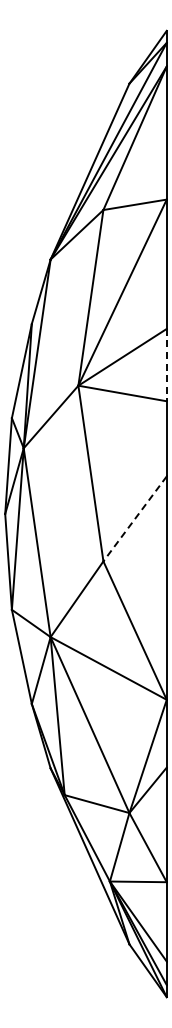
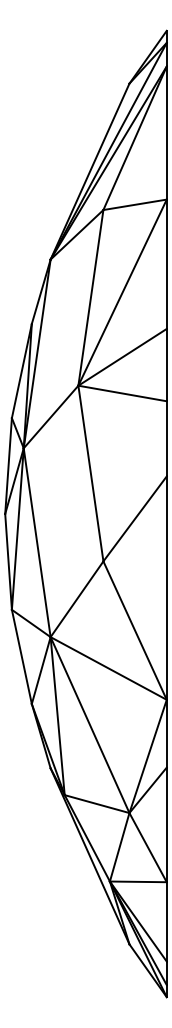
line: dashed -> solid (166, 365)
line: dashed -> solid (134, 519)
